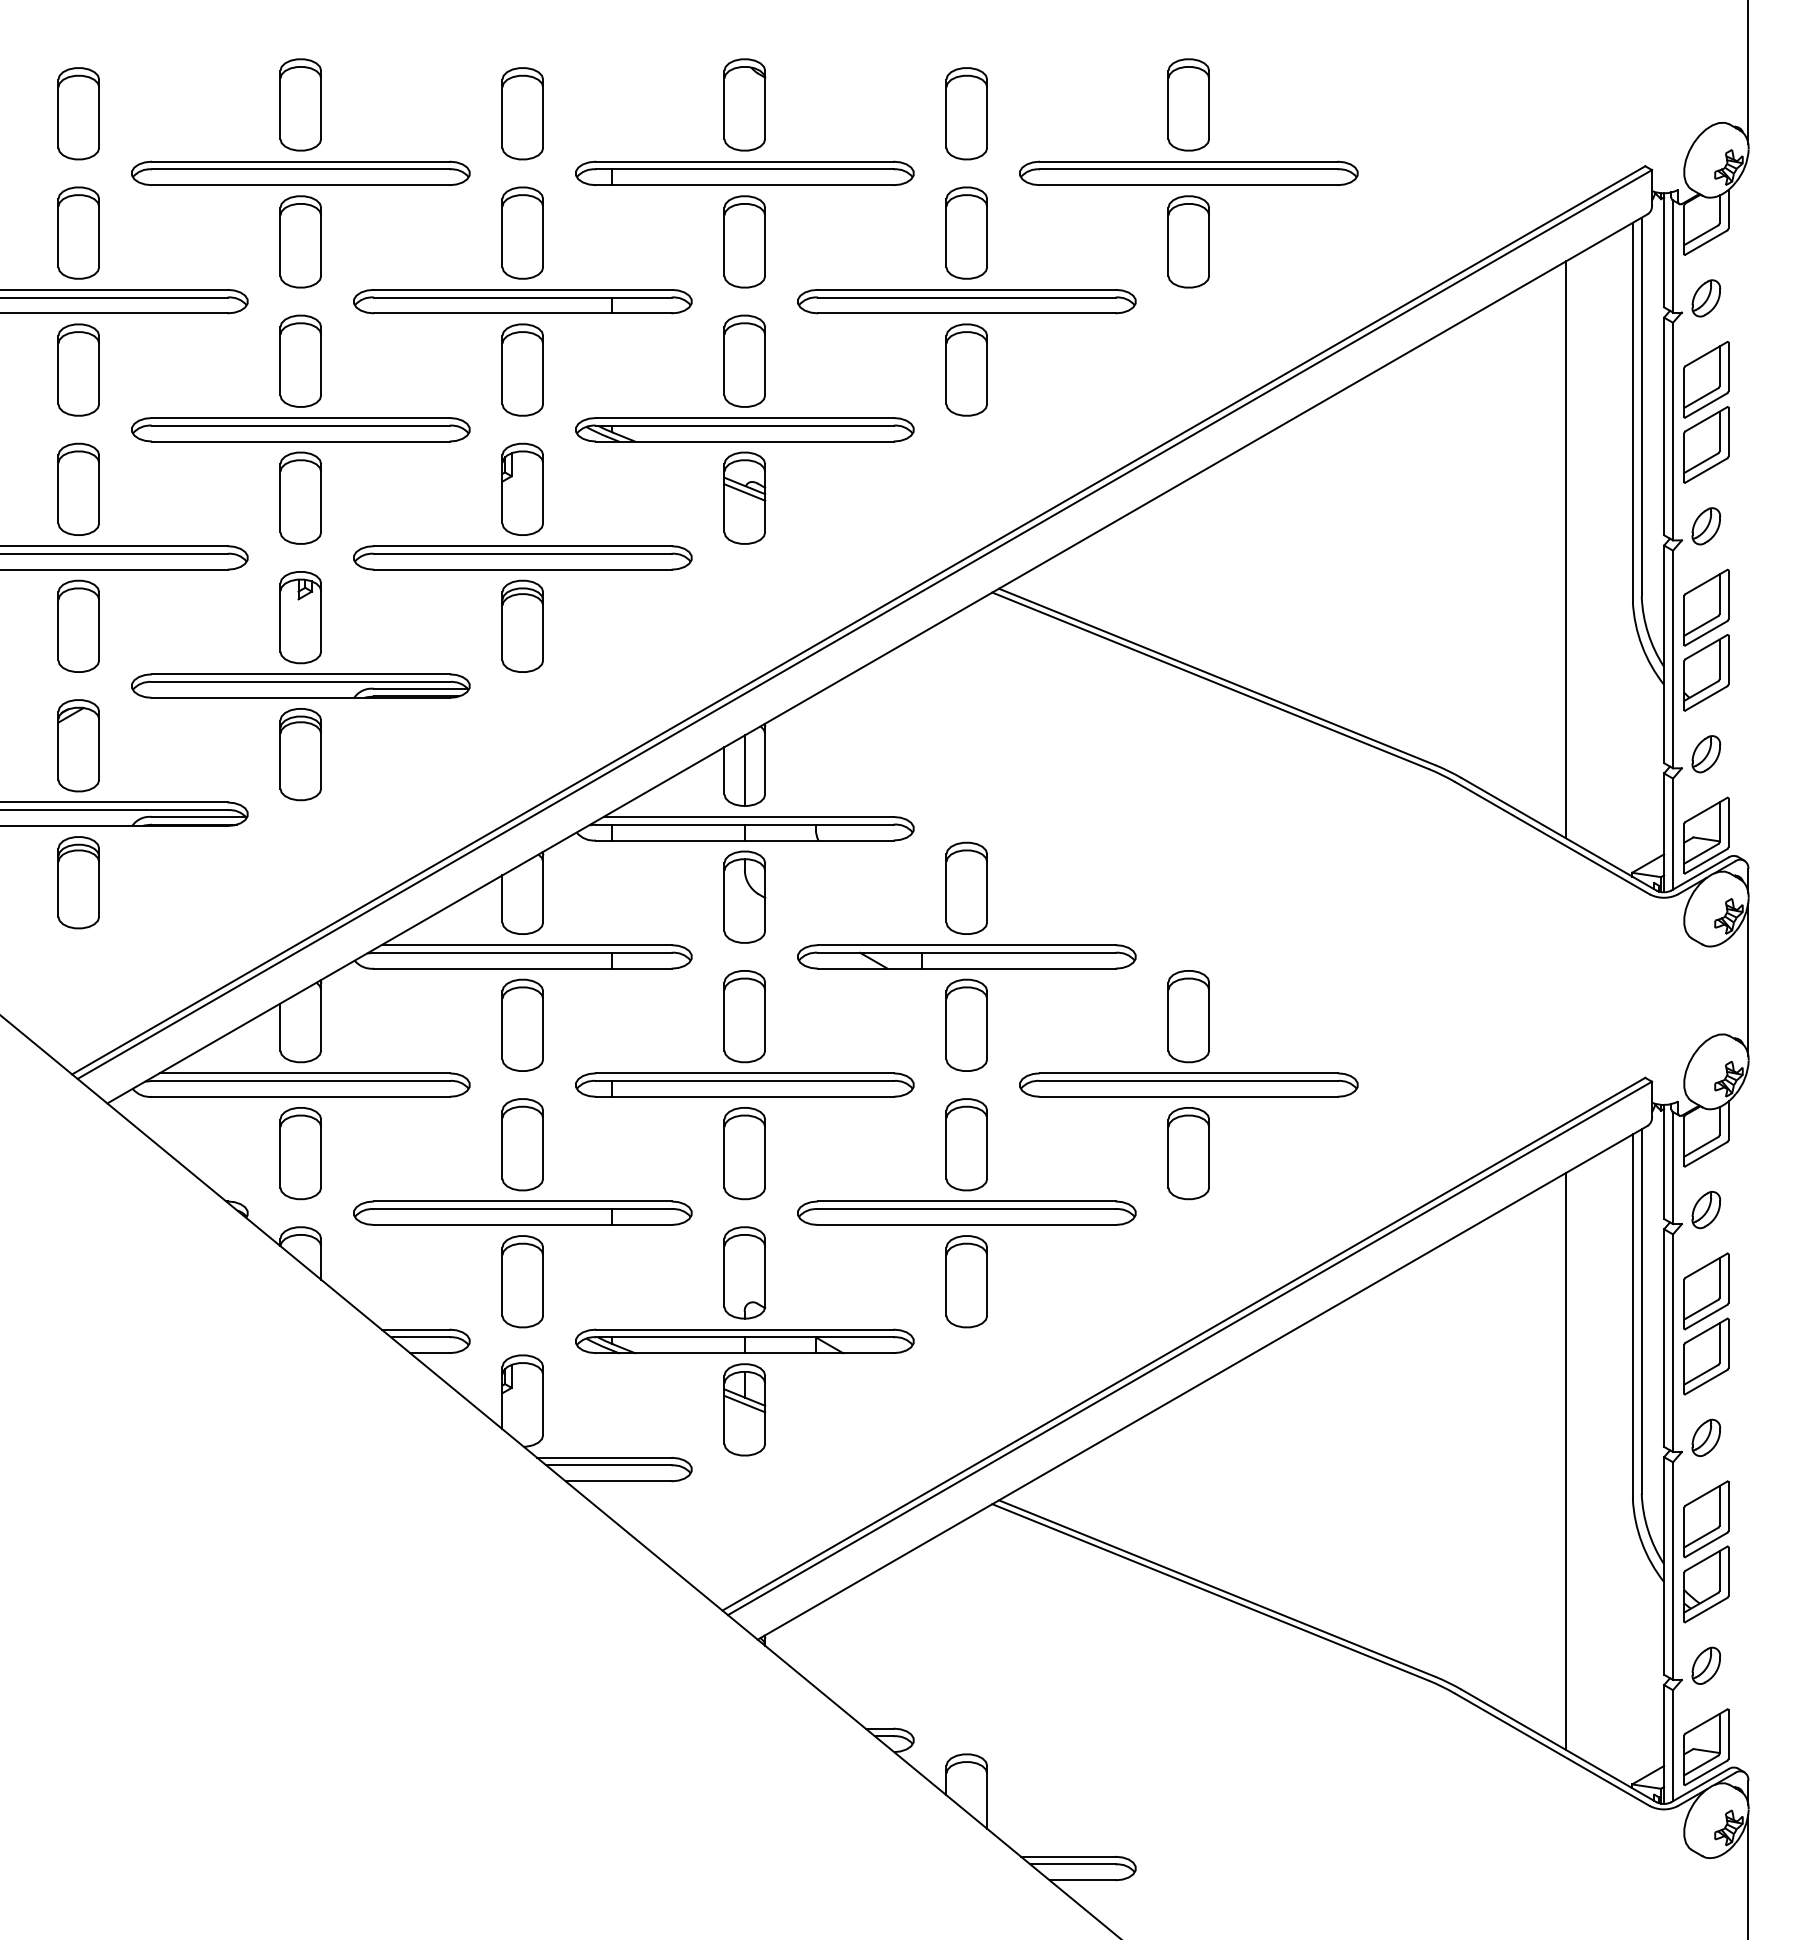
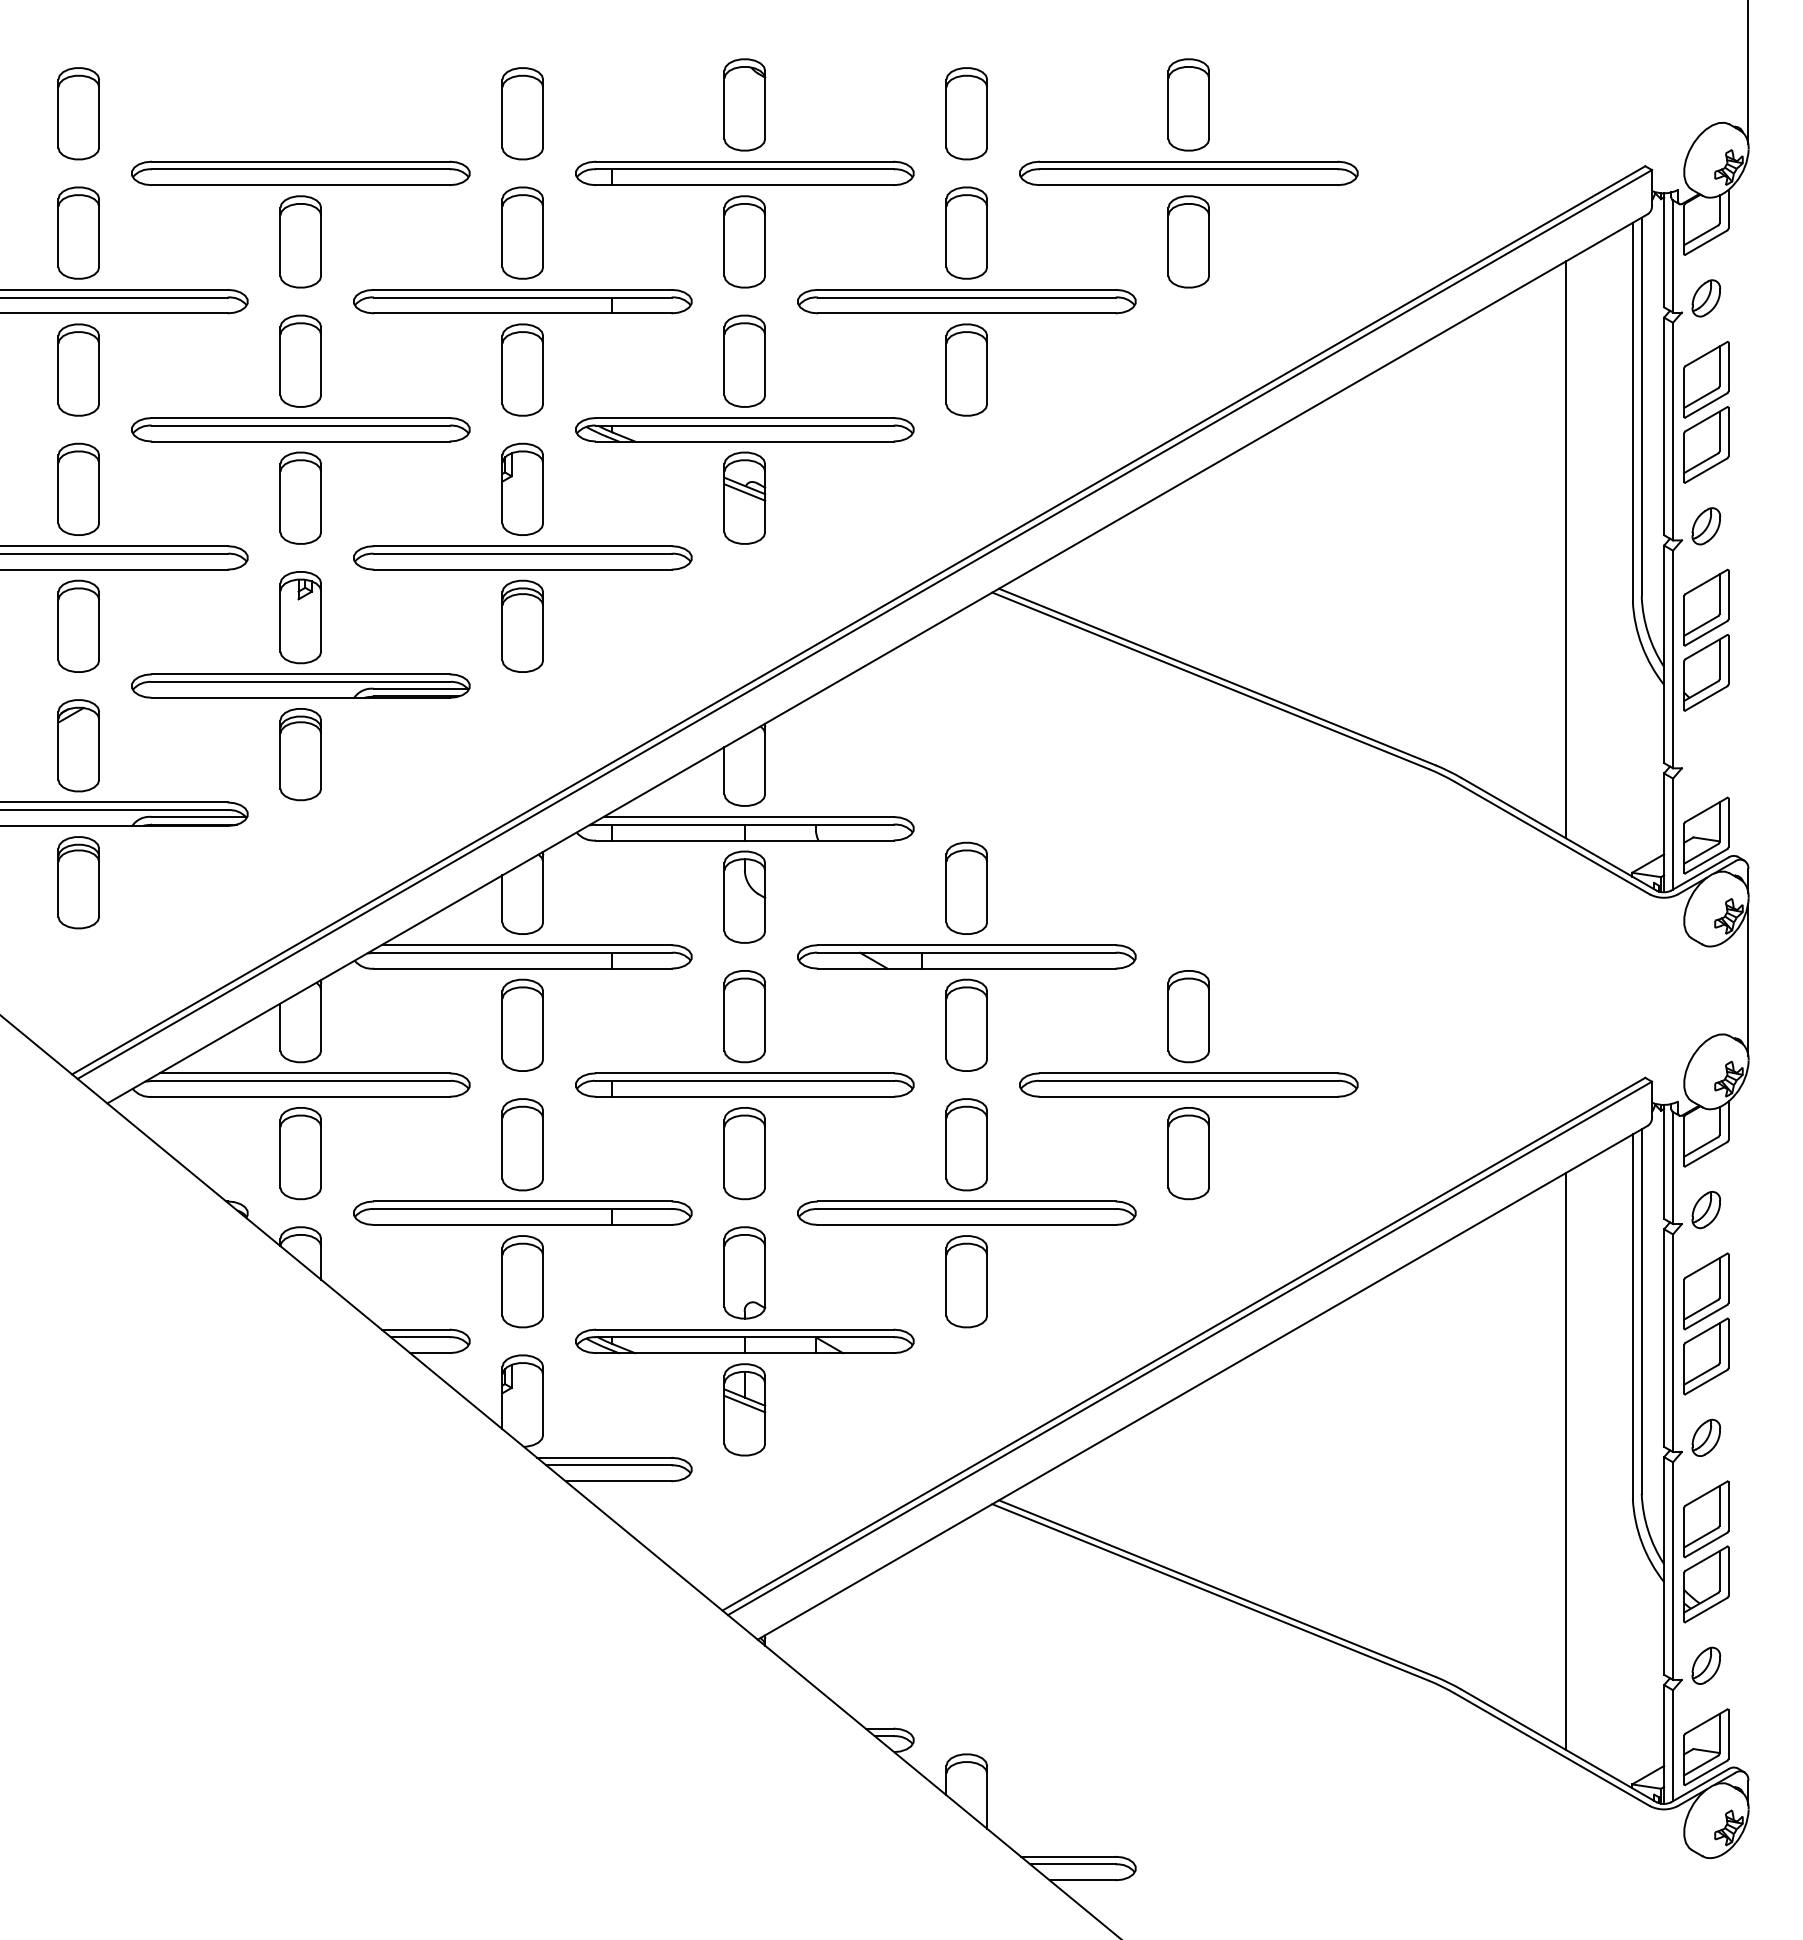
part: present -> none (300, 104)
part: present -> none (1706, 754)
line: present -> none (744, 770)
line: present -> none (1748, 1875)
